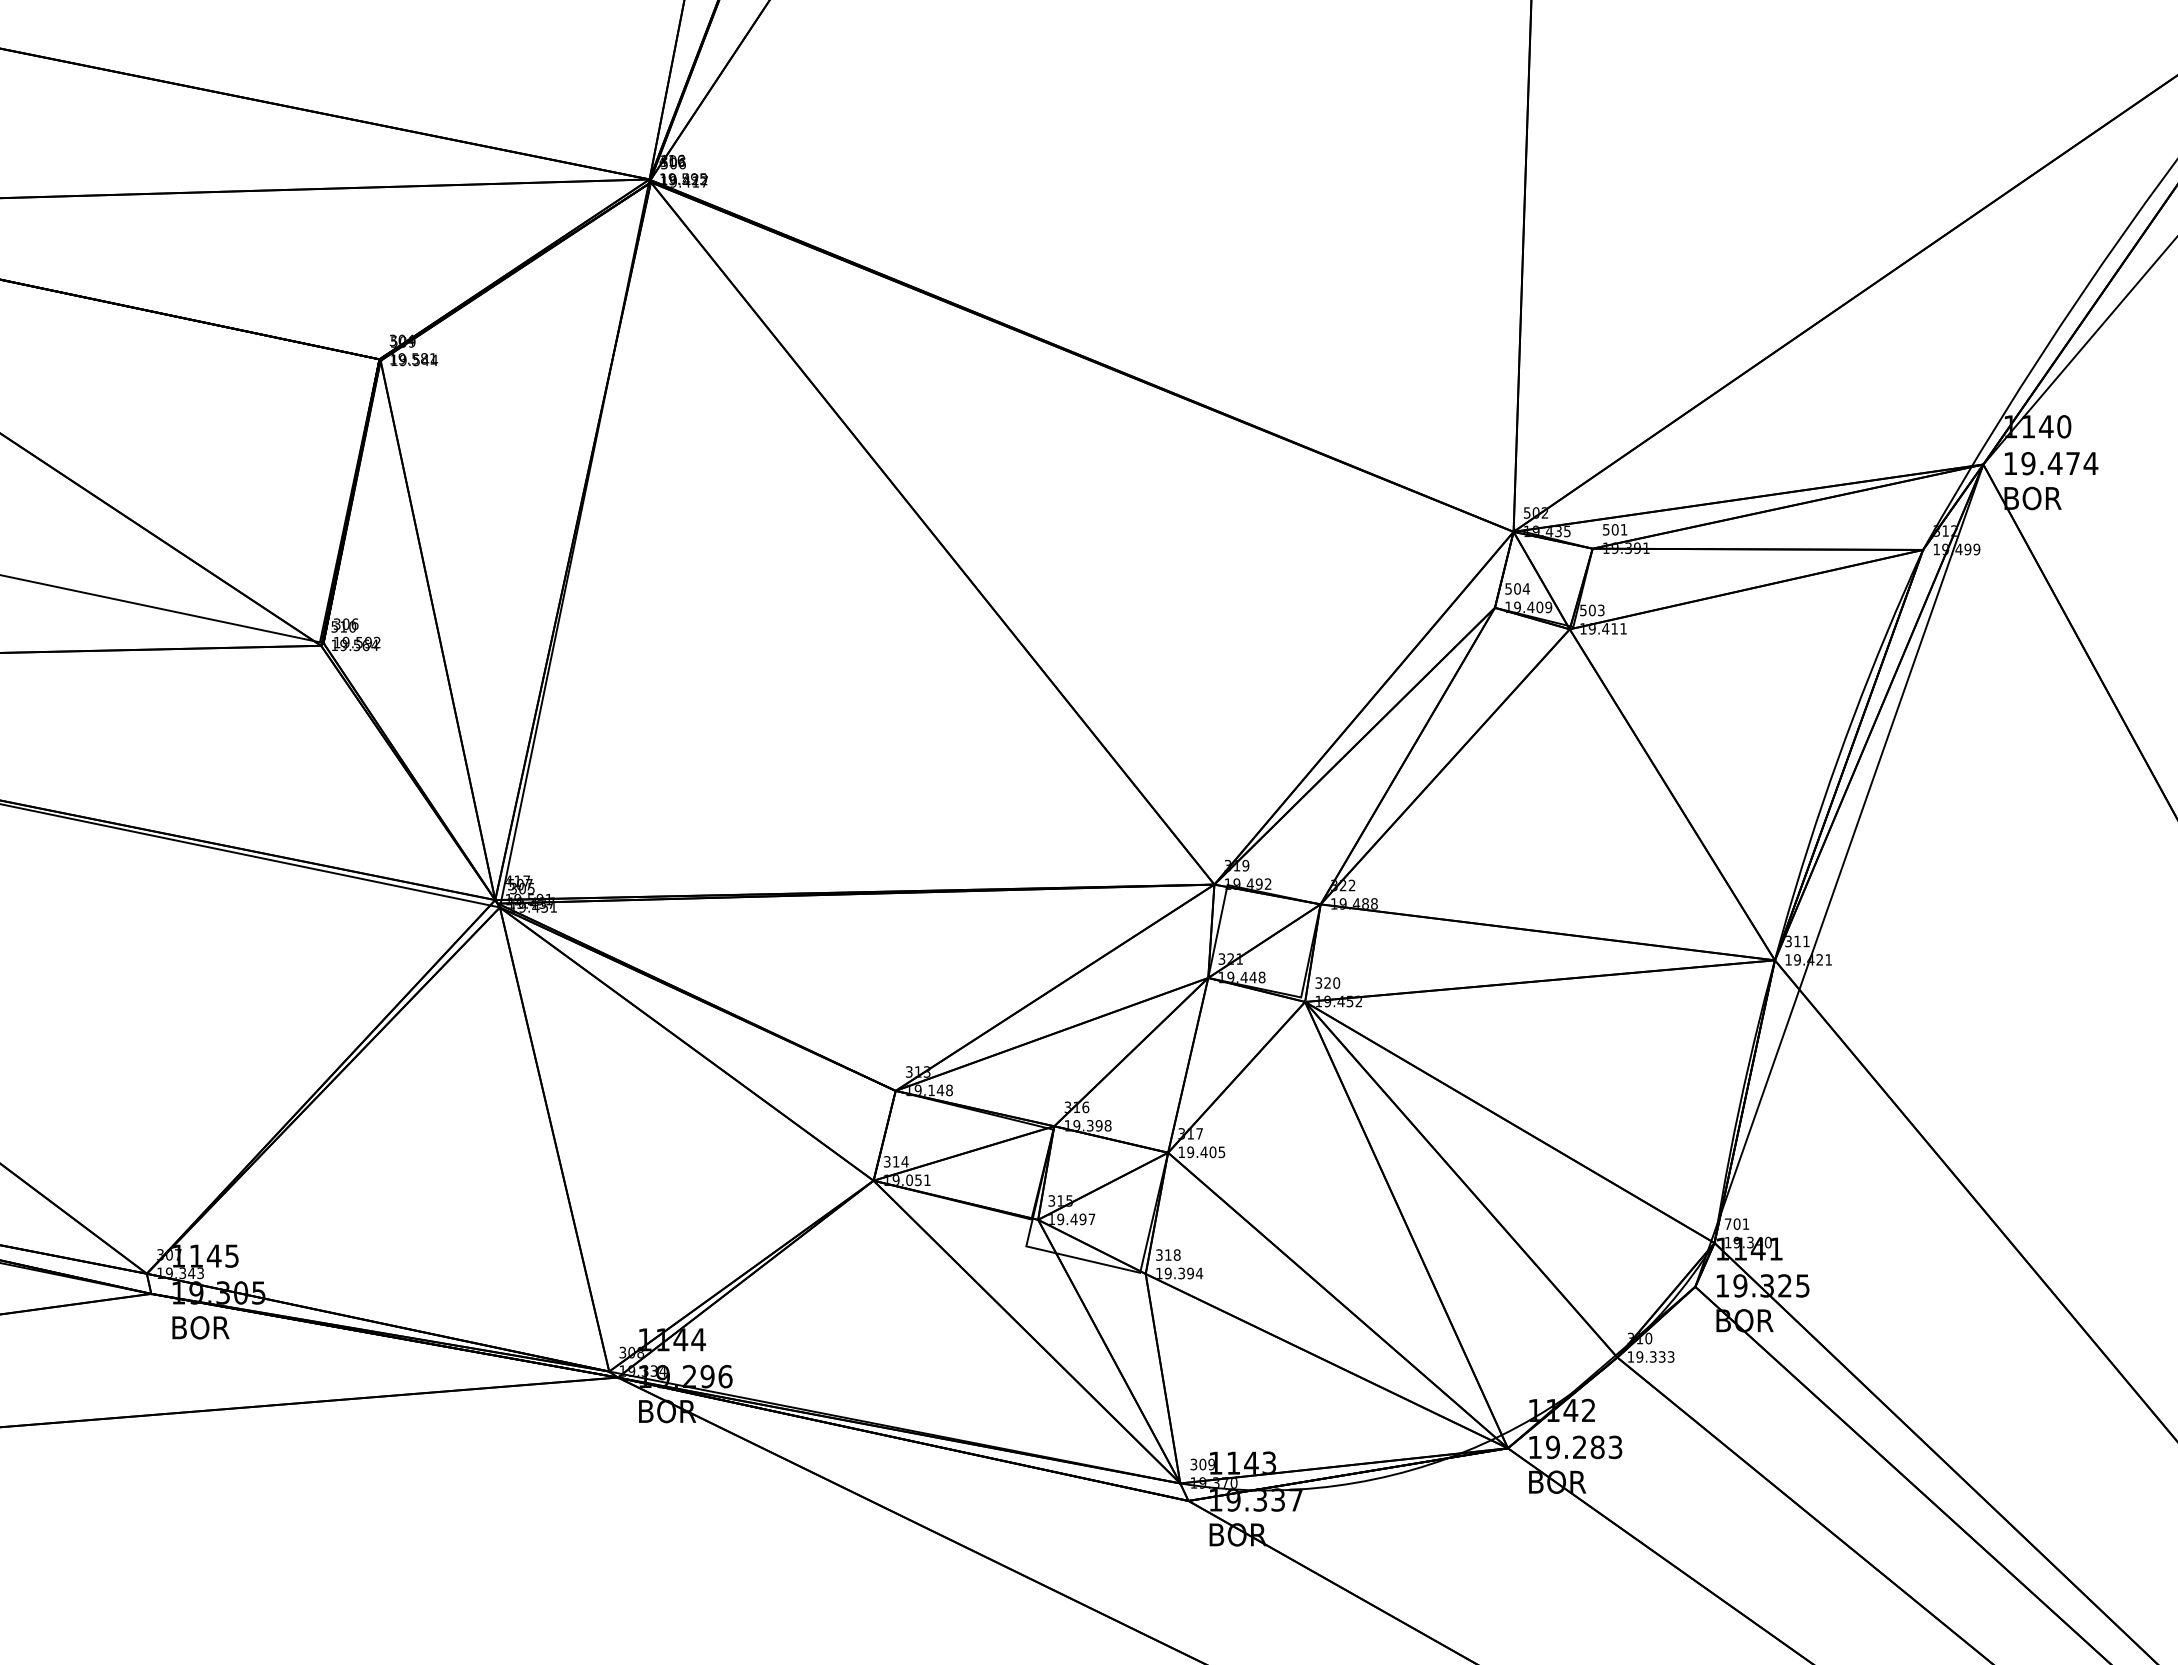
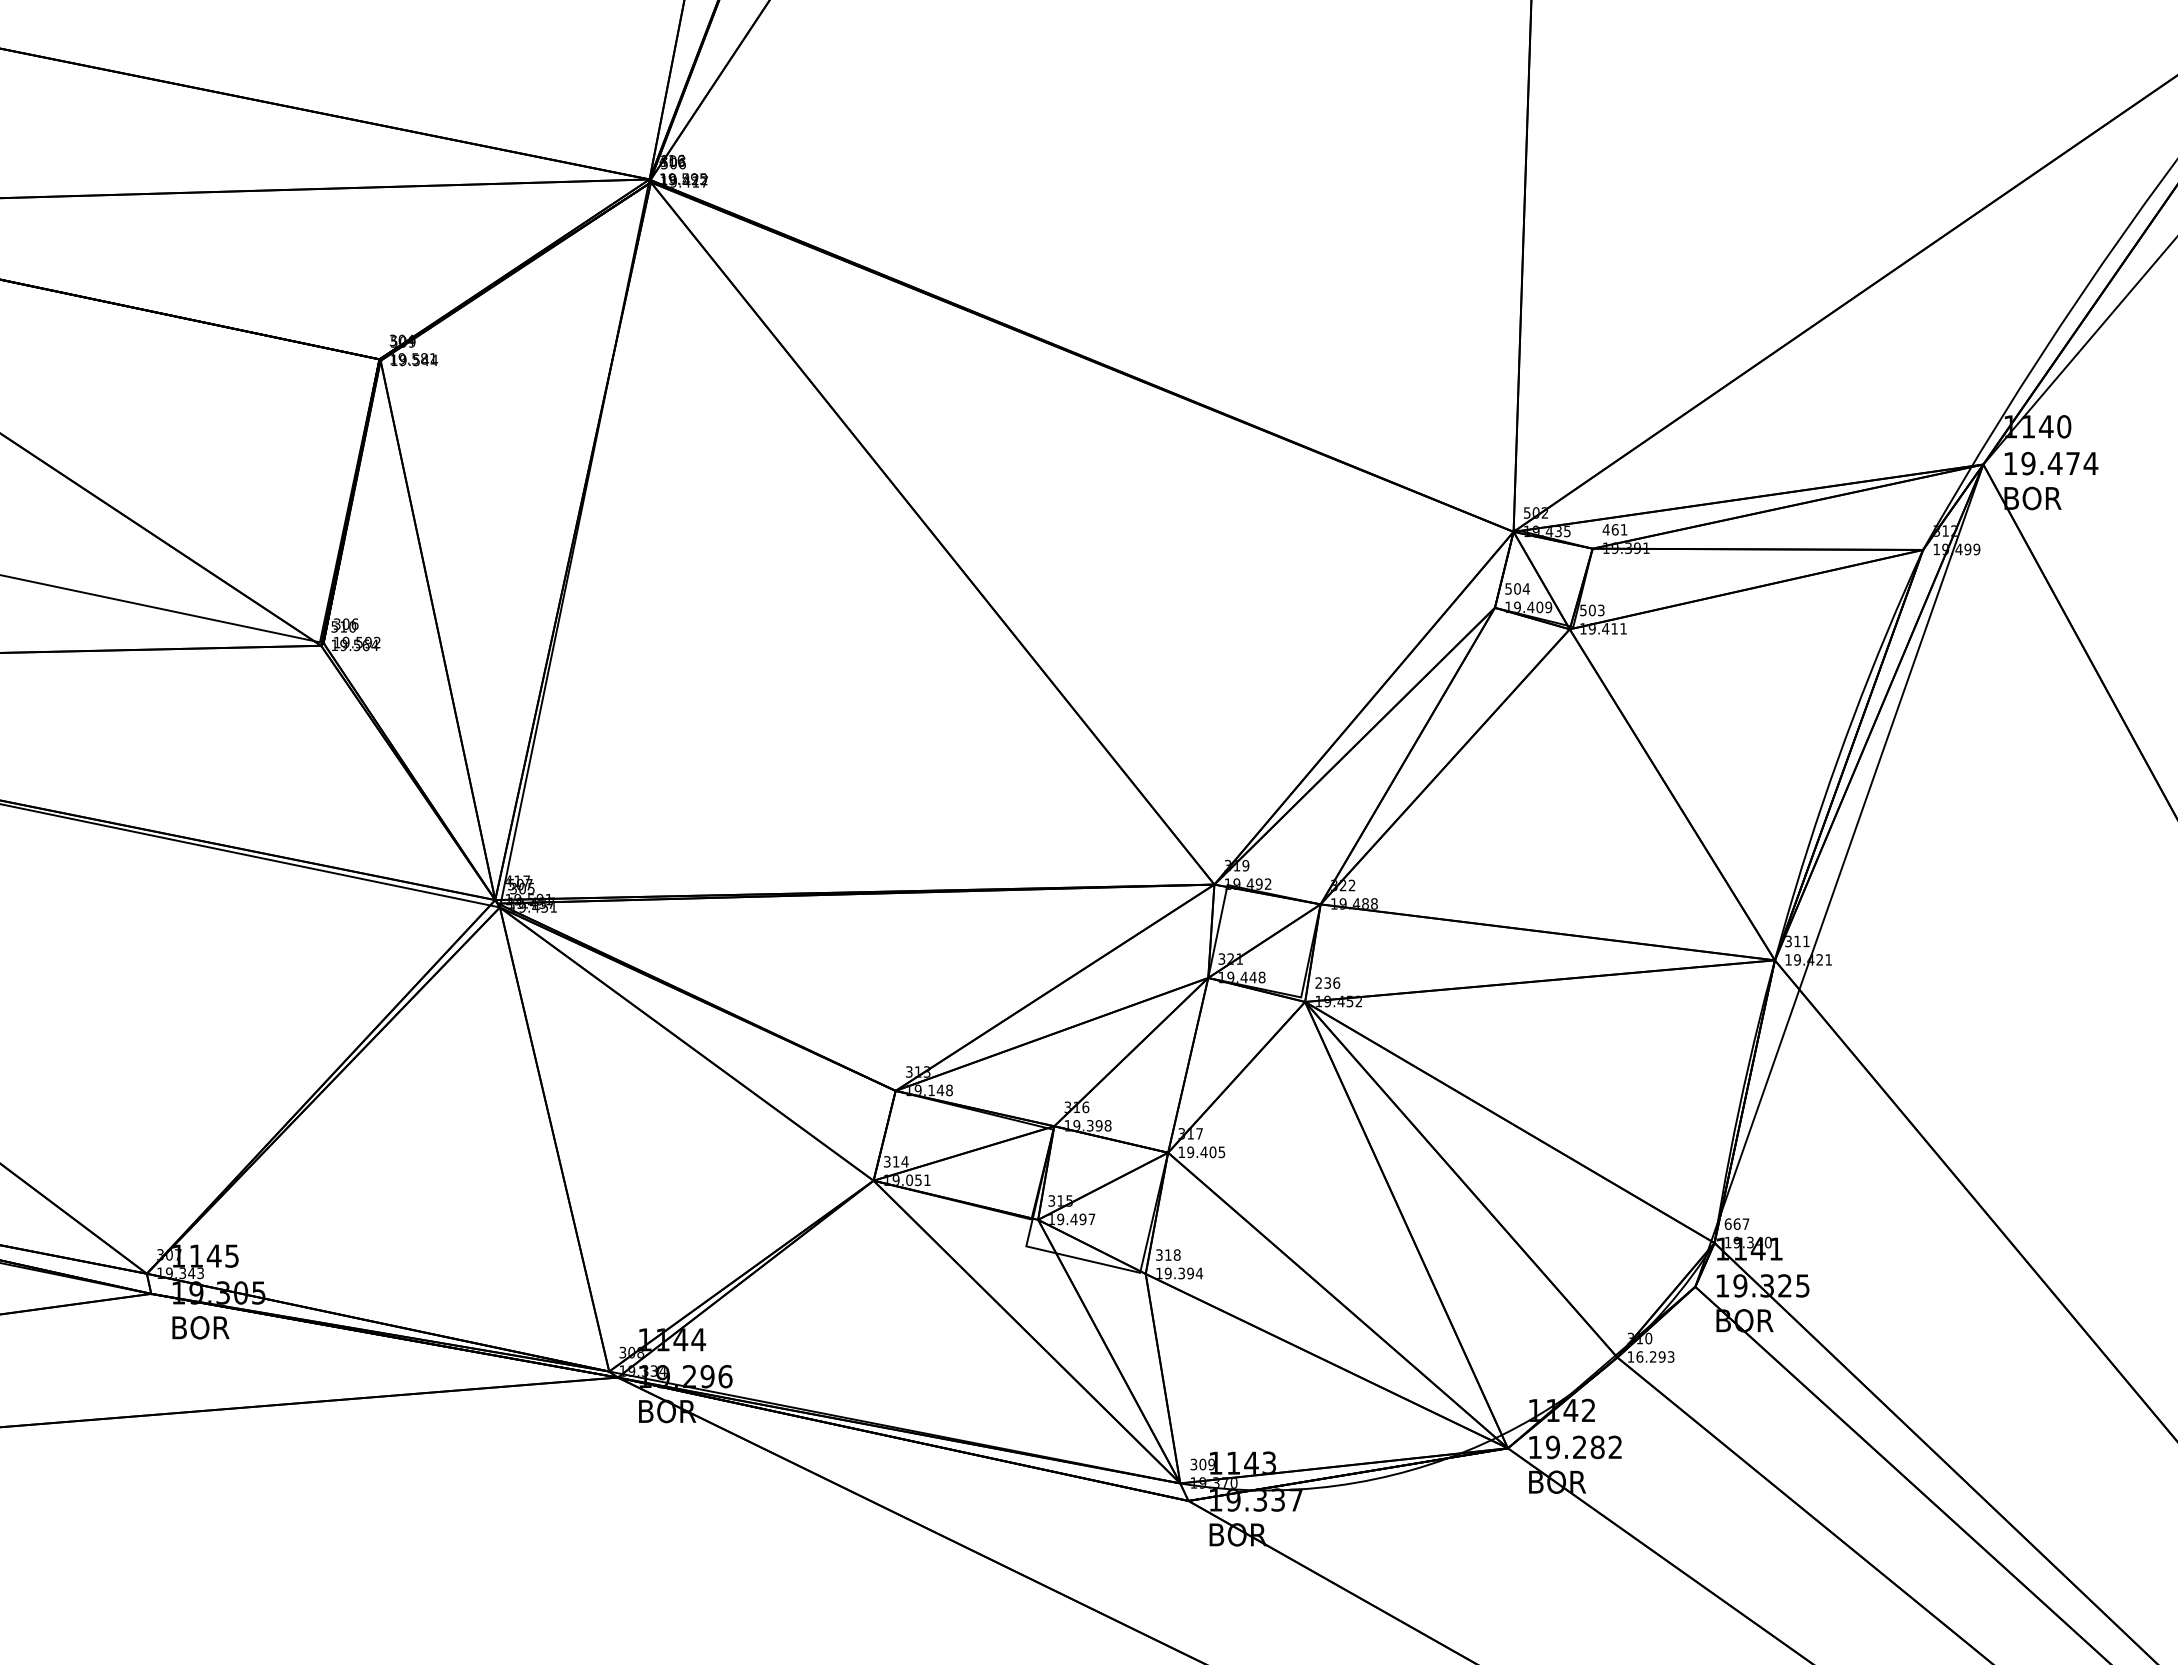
text: 501 -> 461 (1610, 529)
text: 320 -> 236 (1327, 982)
text: 701 -> 667 (1736, 1223)
text: 19.333 -> 16.293 (1650, 1356)
text: 19.283 -> 19.282 (1615, 1447)
